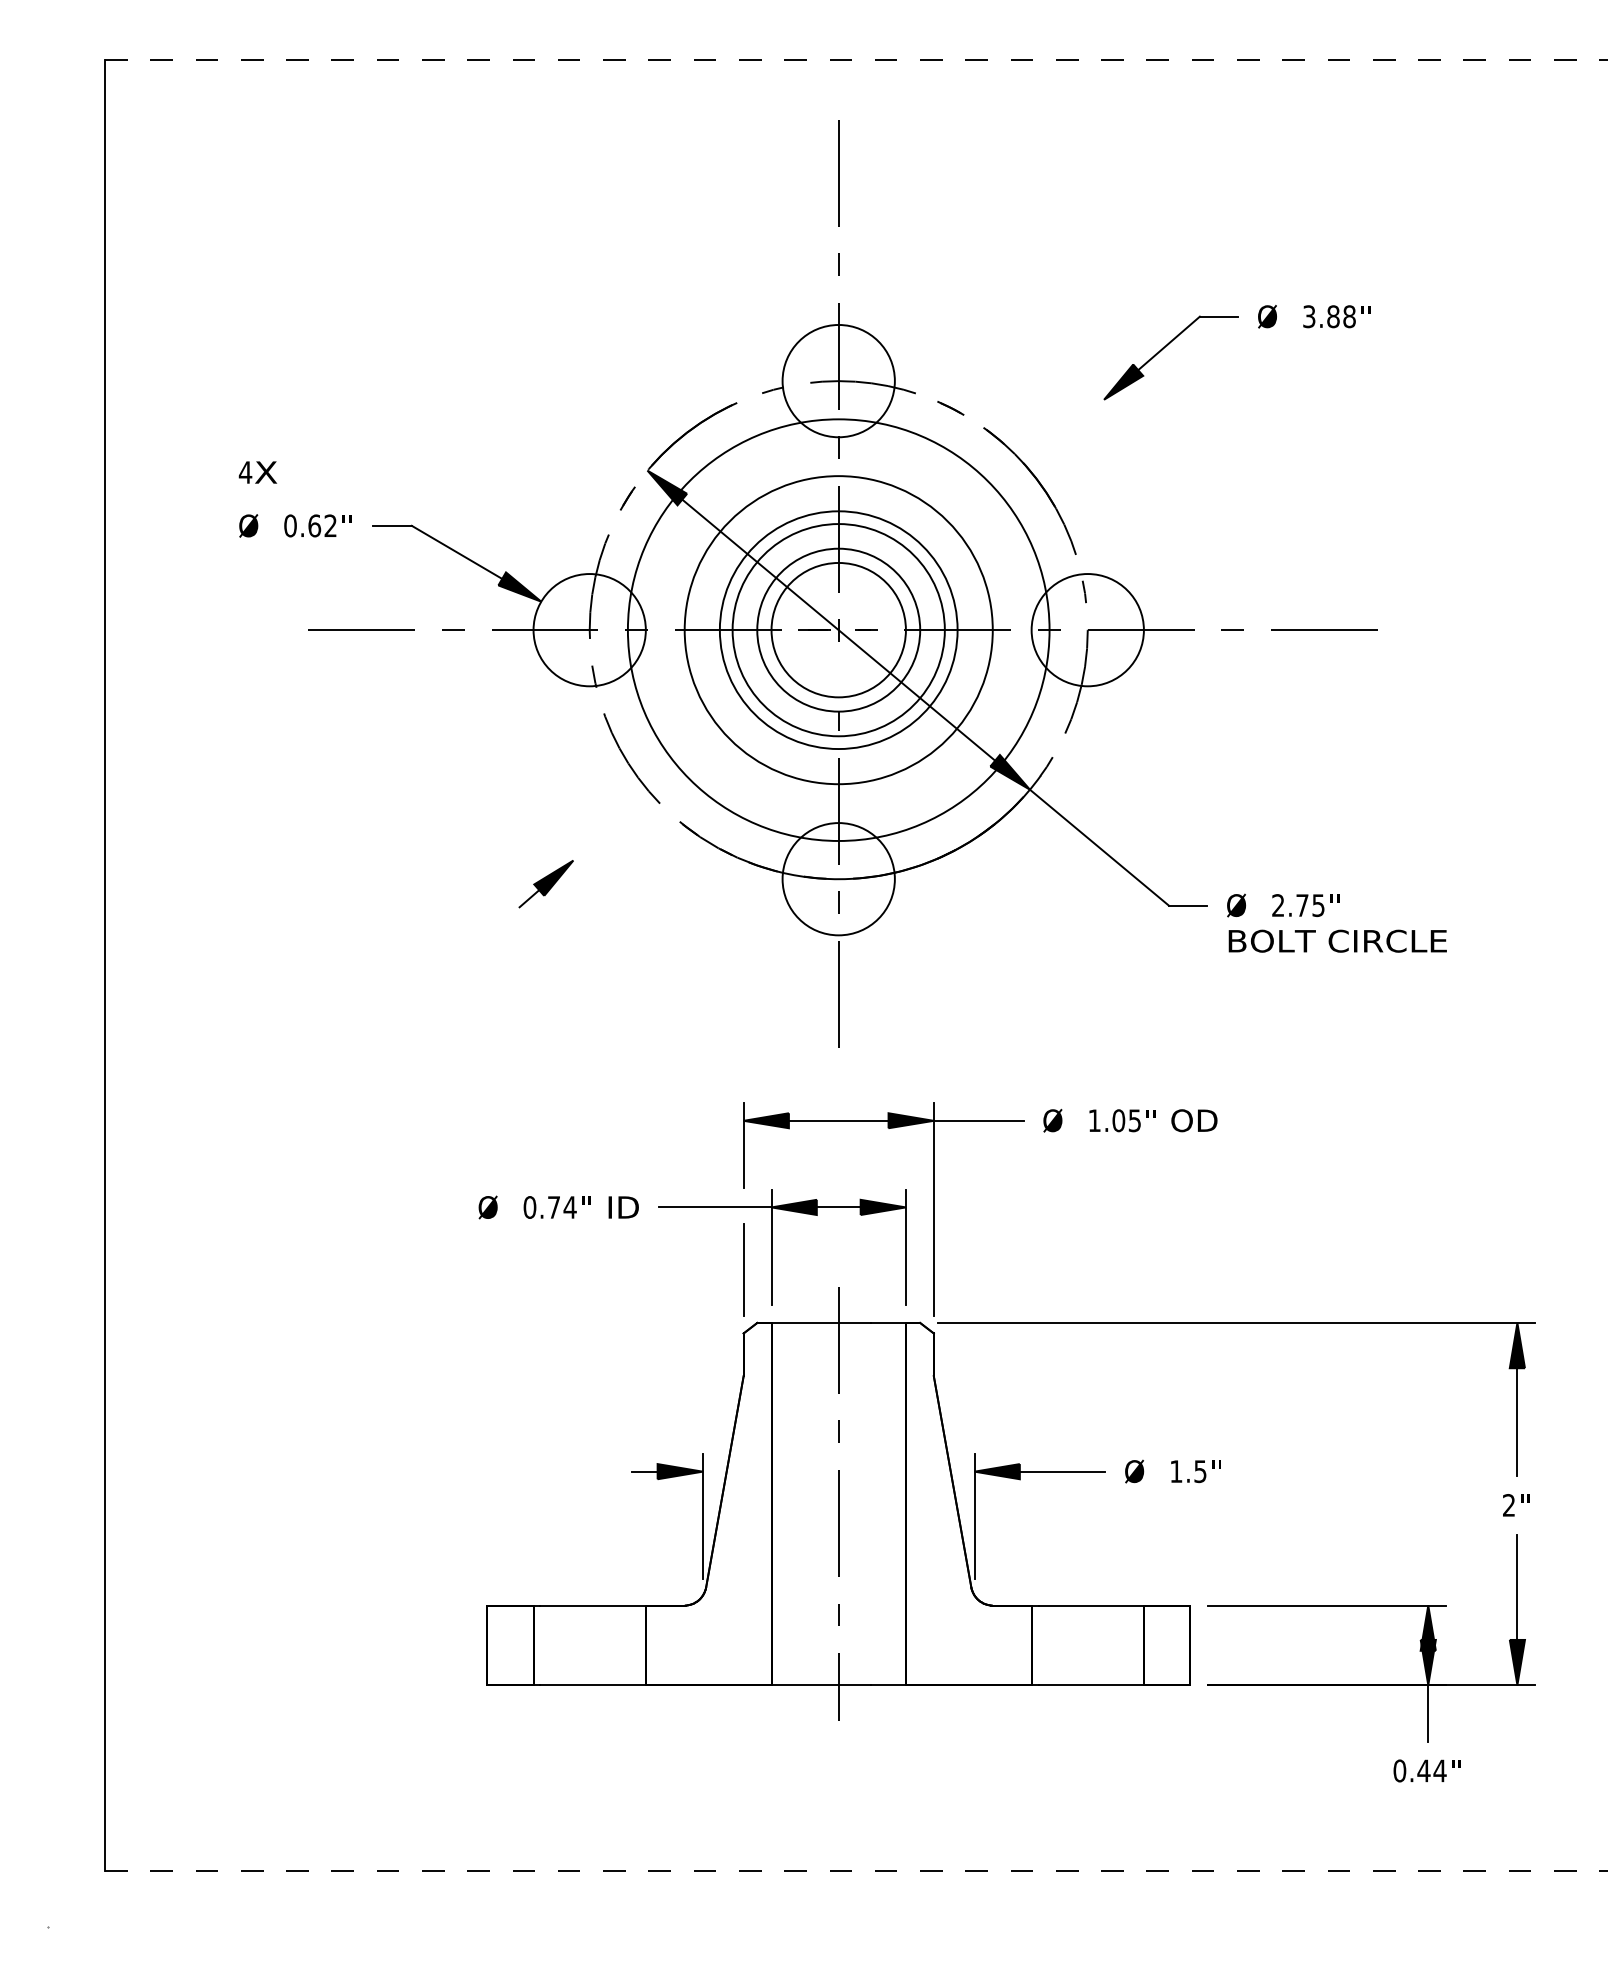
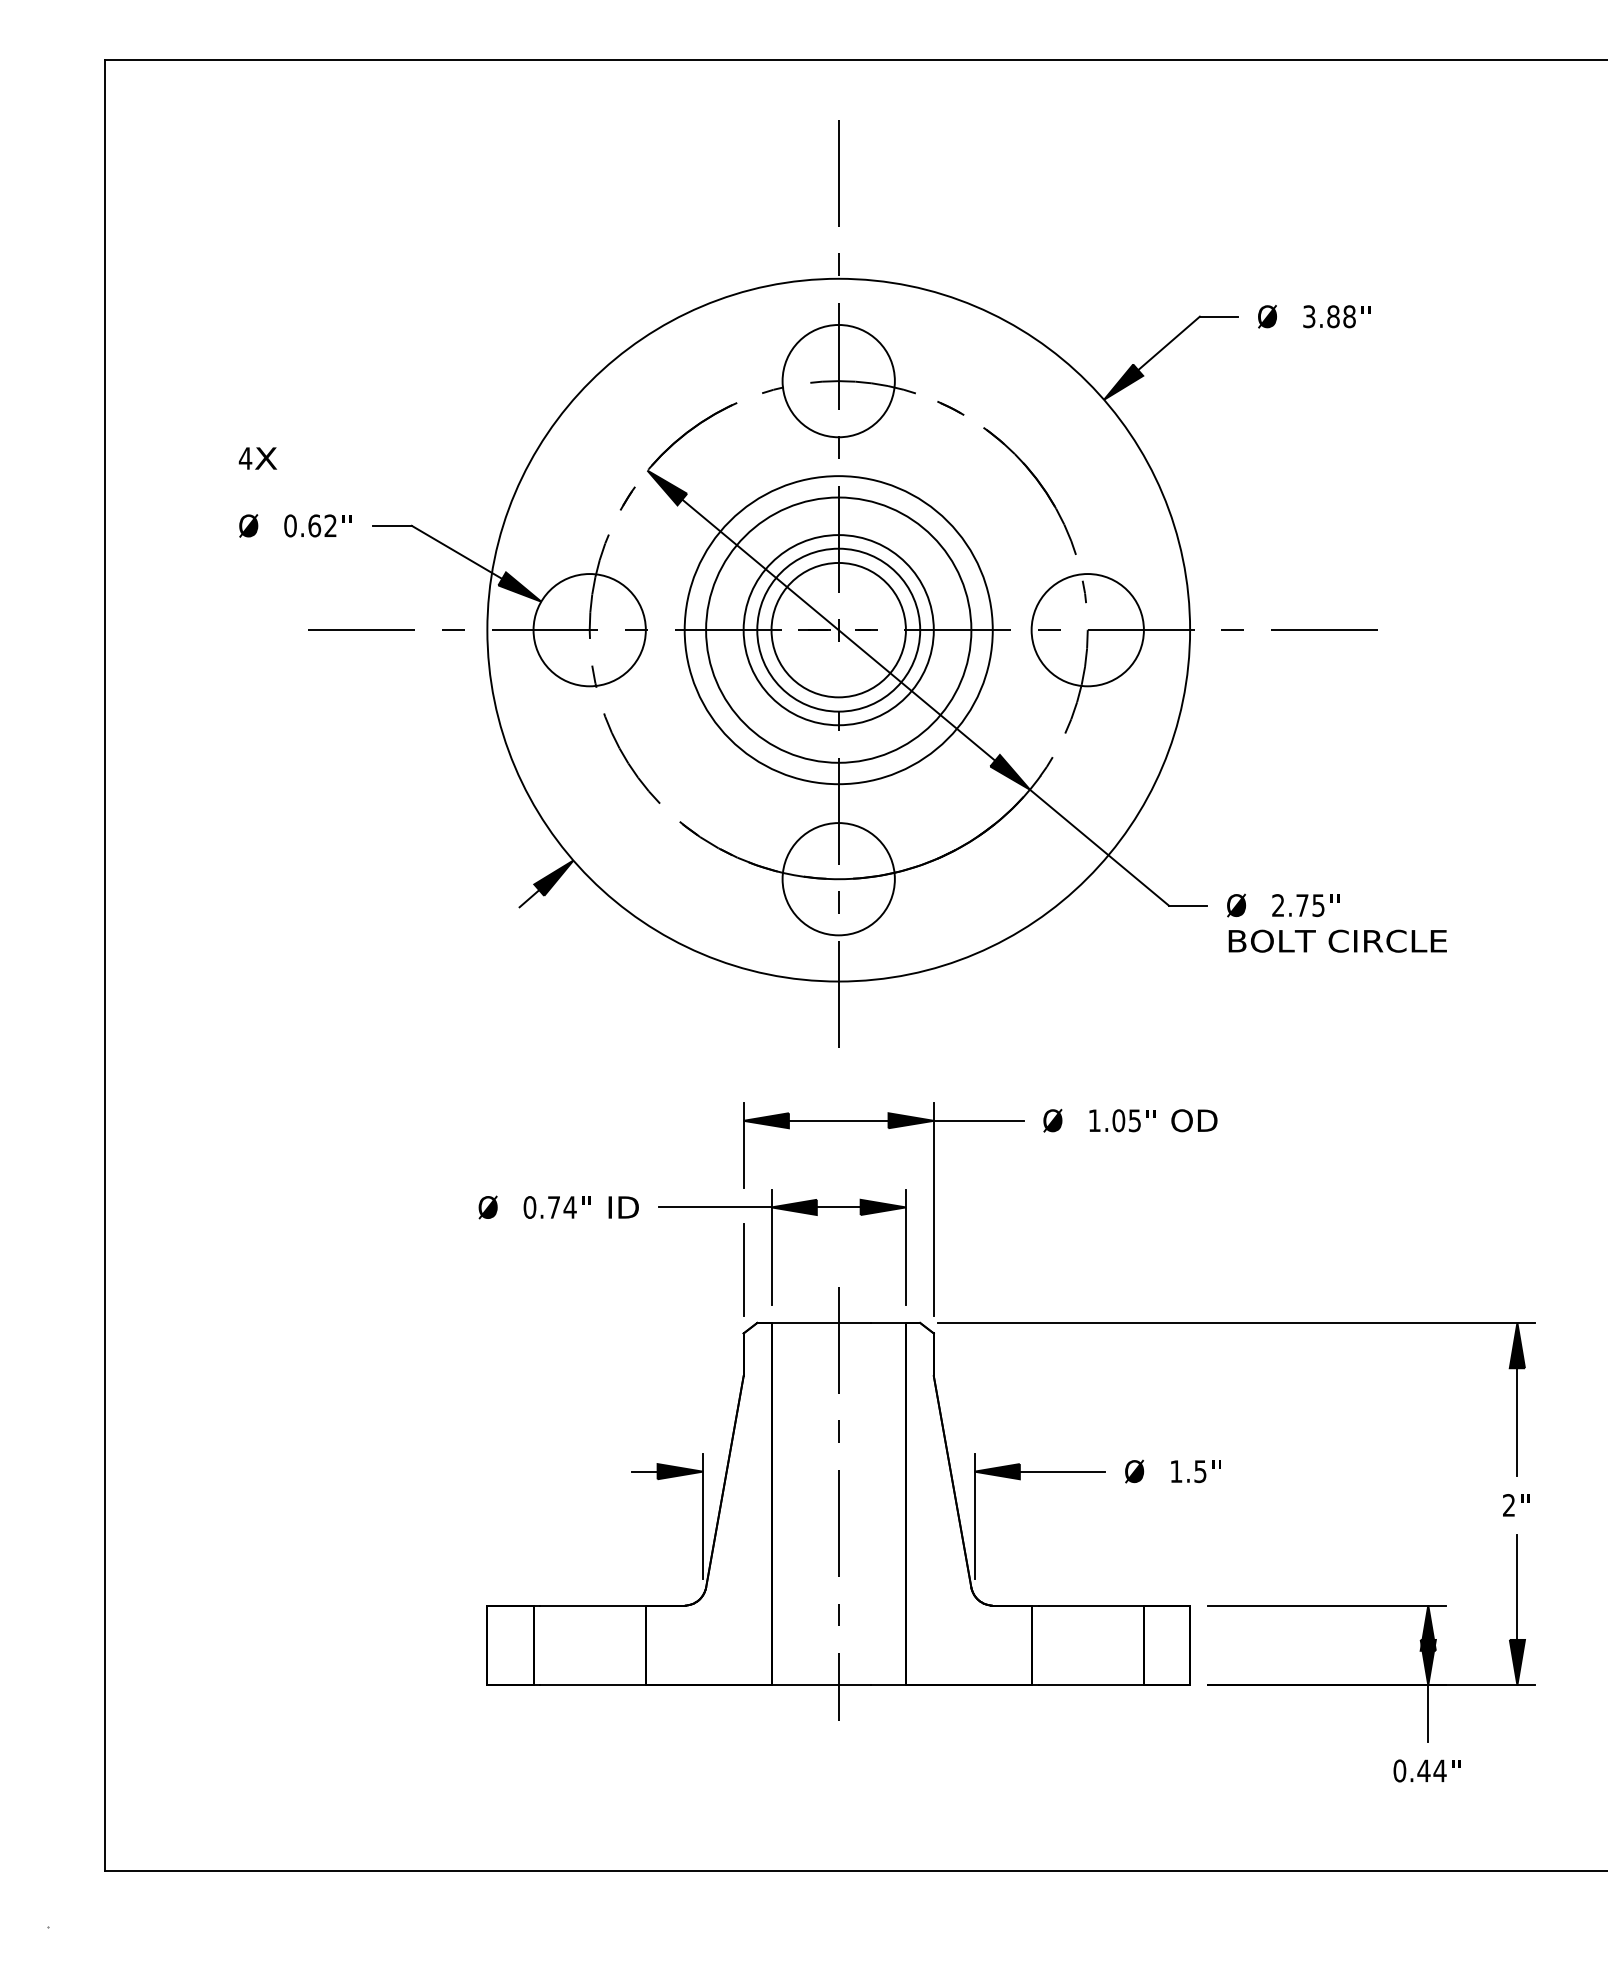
line: dashed -> solid (856, 59)
text position: (257, 472) -> (257, 458) (257, 458)
circle diameter: 422 px -> 703 px (838, 629)
circle diameter: 212 px -> 265 px (838, 629)
circle diameter: 238 px -> 190 px (838, 630)
line: dashed -> solid (856, 1870)
